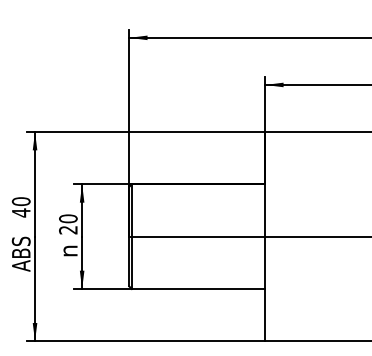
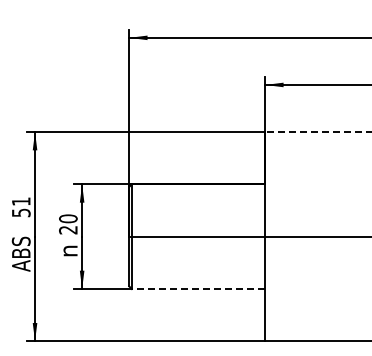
line: solid -> dashed (318, 132)
text: 40 -> 51 (20, 207)
line: solid -> dashed (198, 289)
